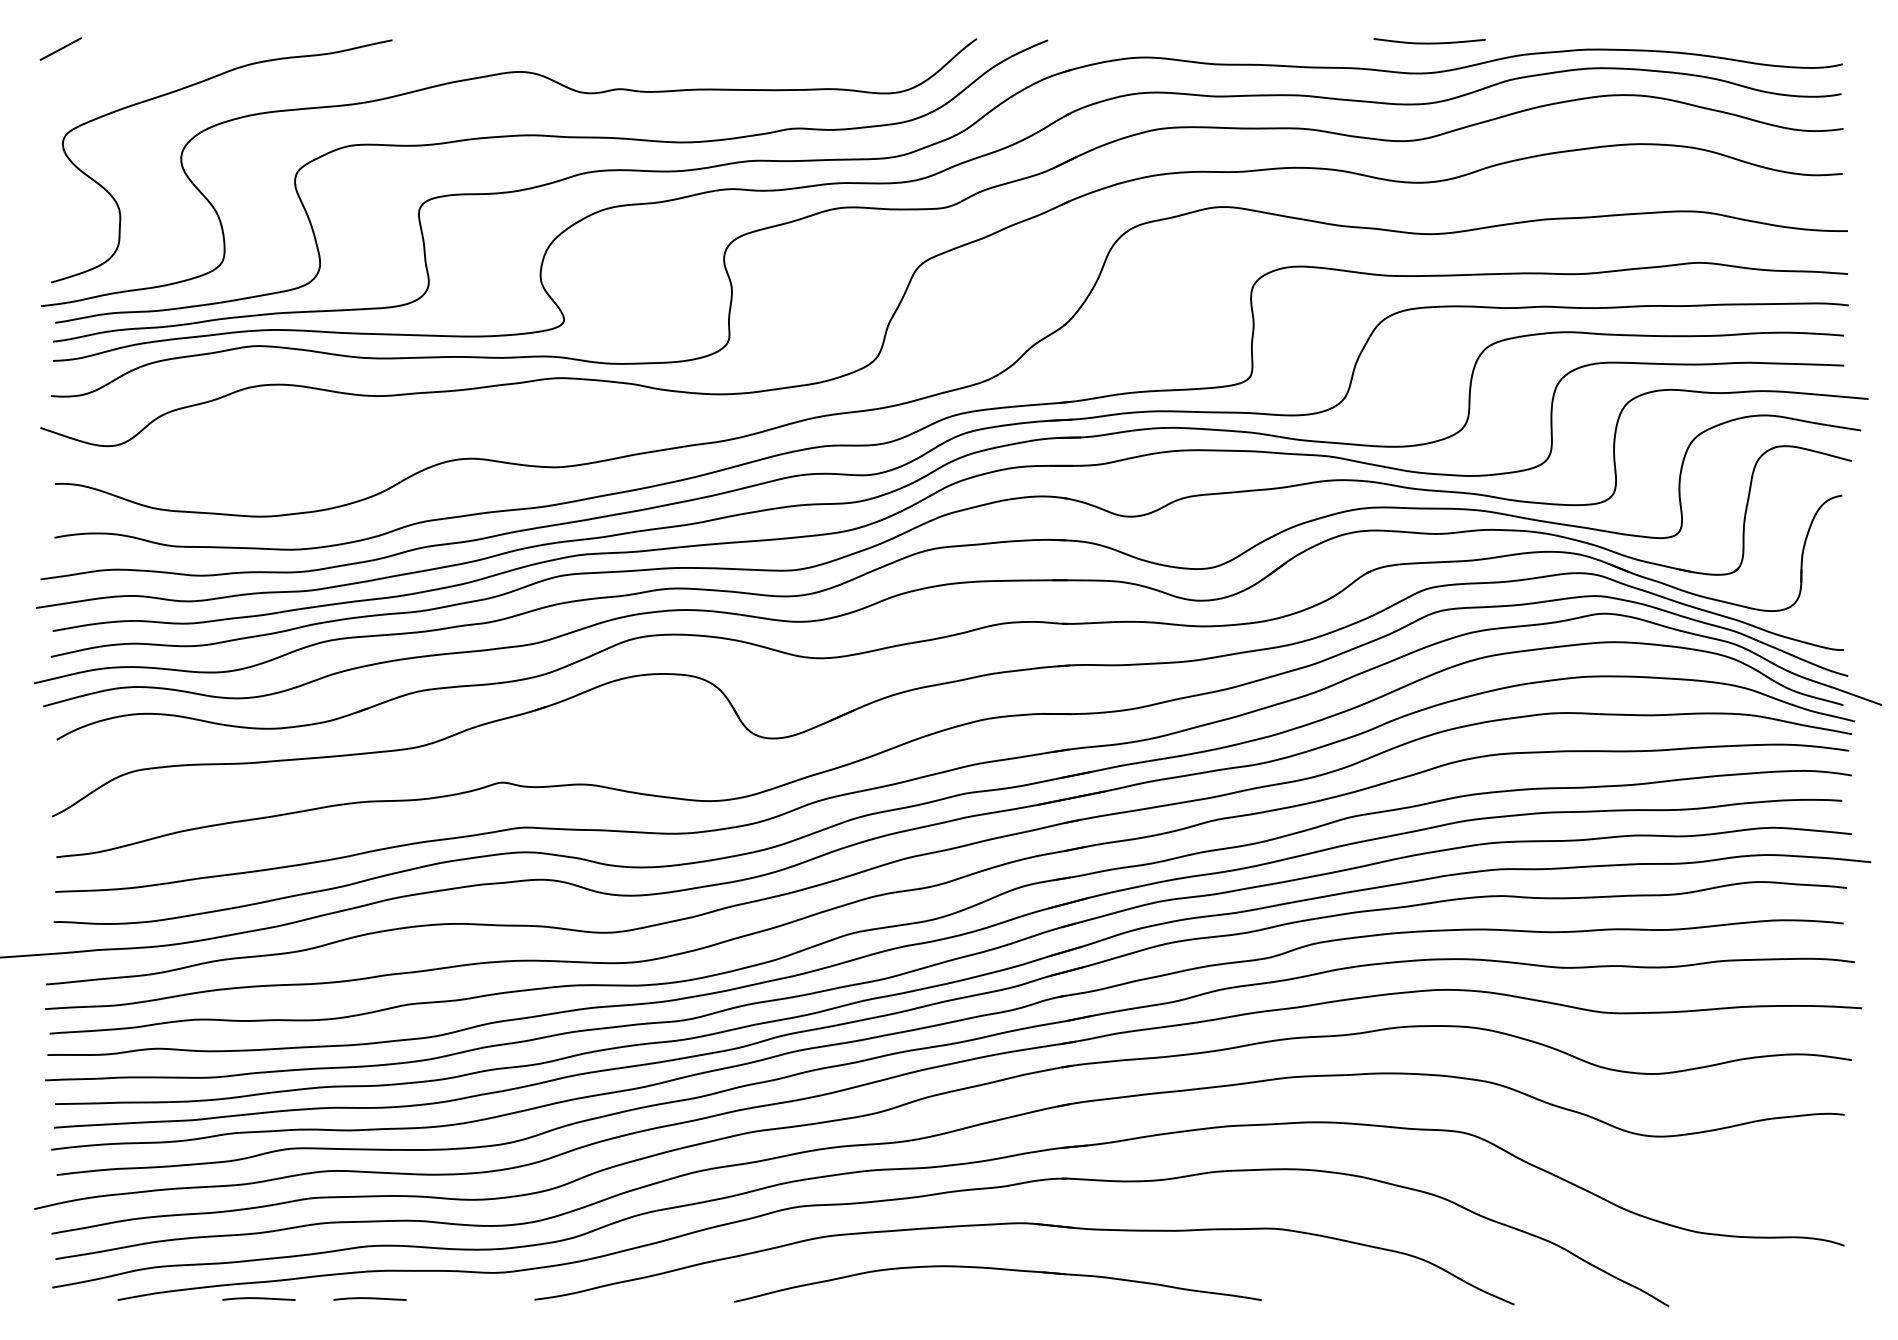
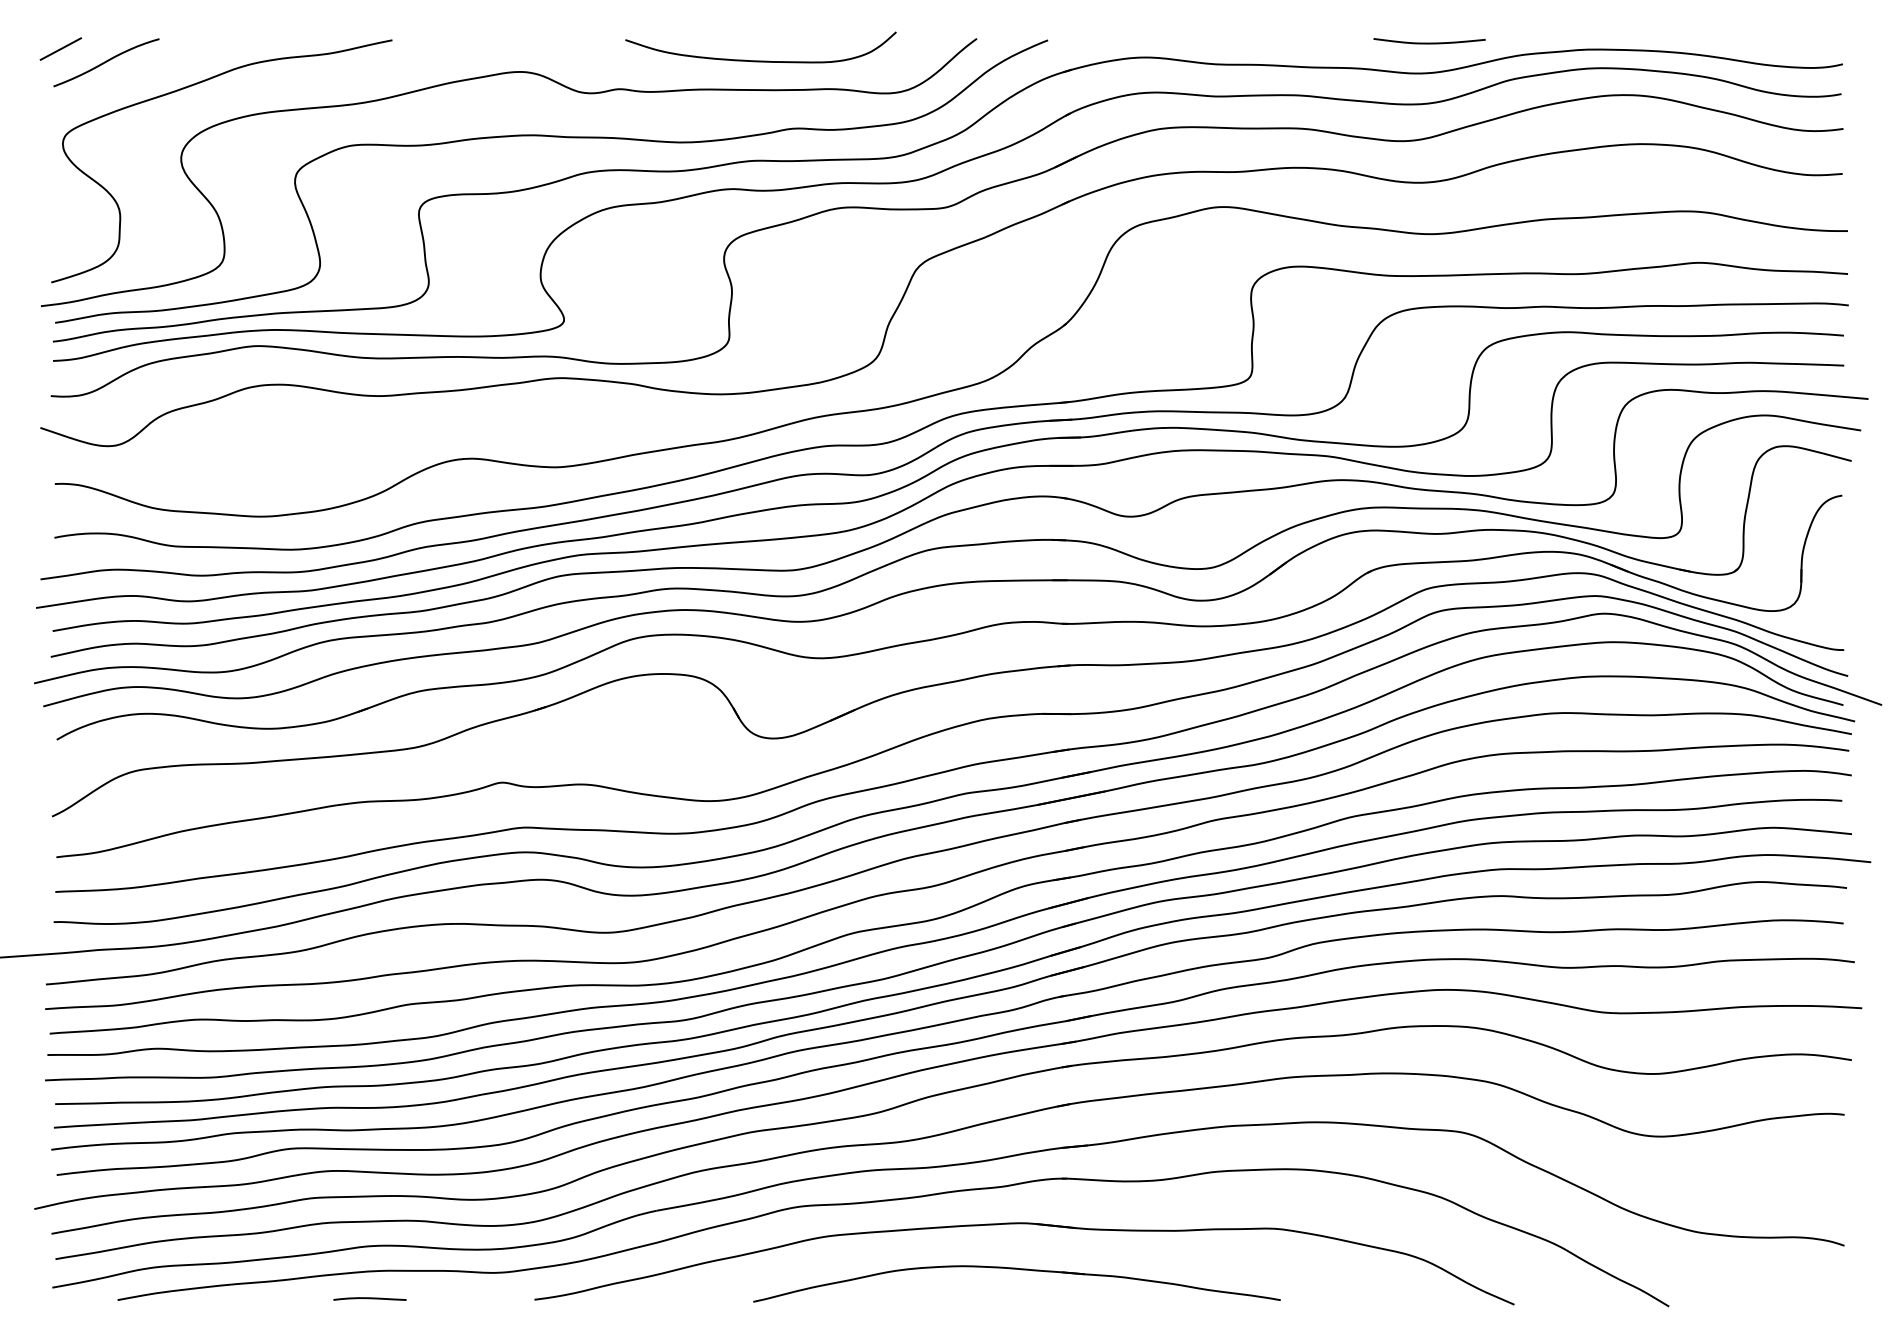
curve: none -> present (760, 60)
curve: none -> present (106, 62)
part position: (1002, 1270) -> (1021, 1270) (1021, 1270)
curve: present -> none (258, 1298)
